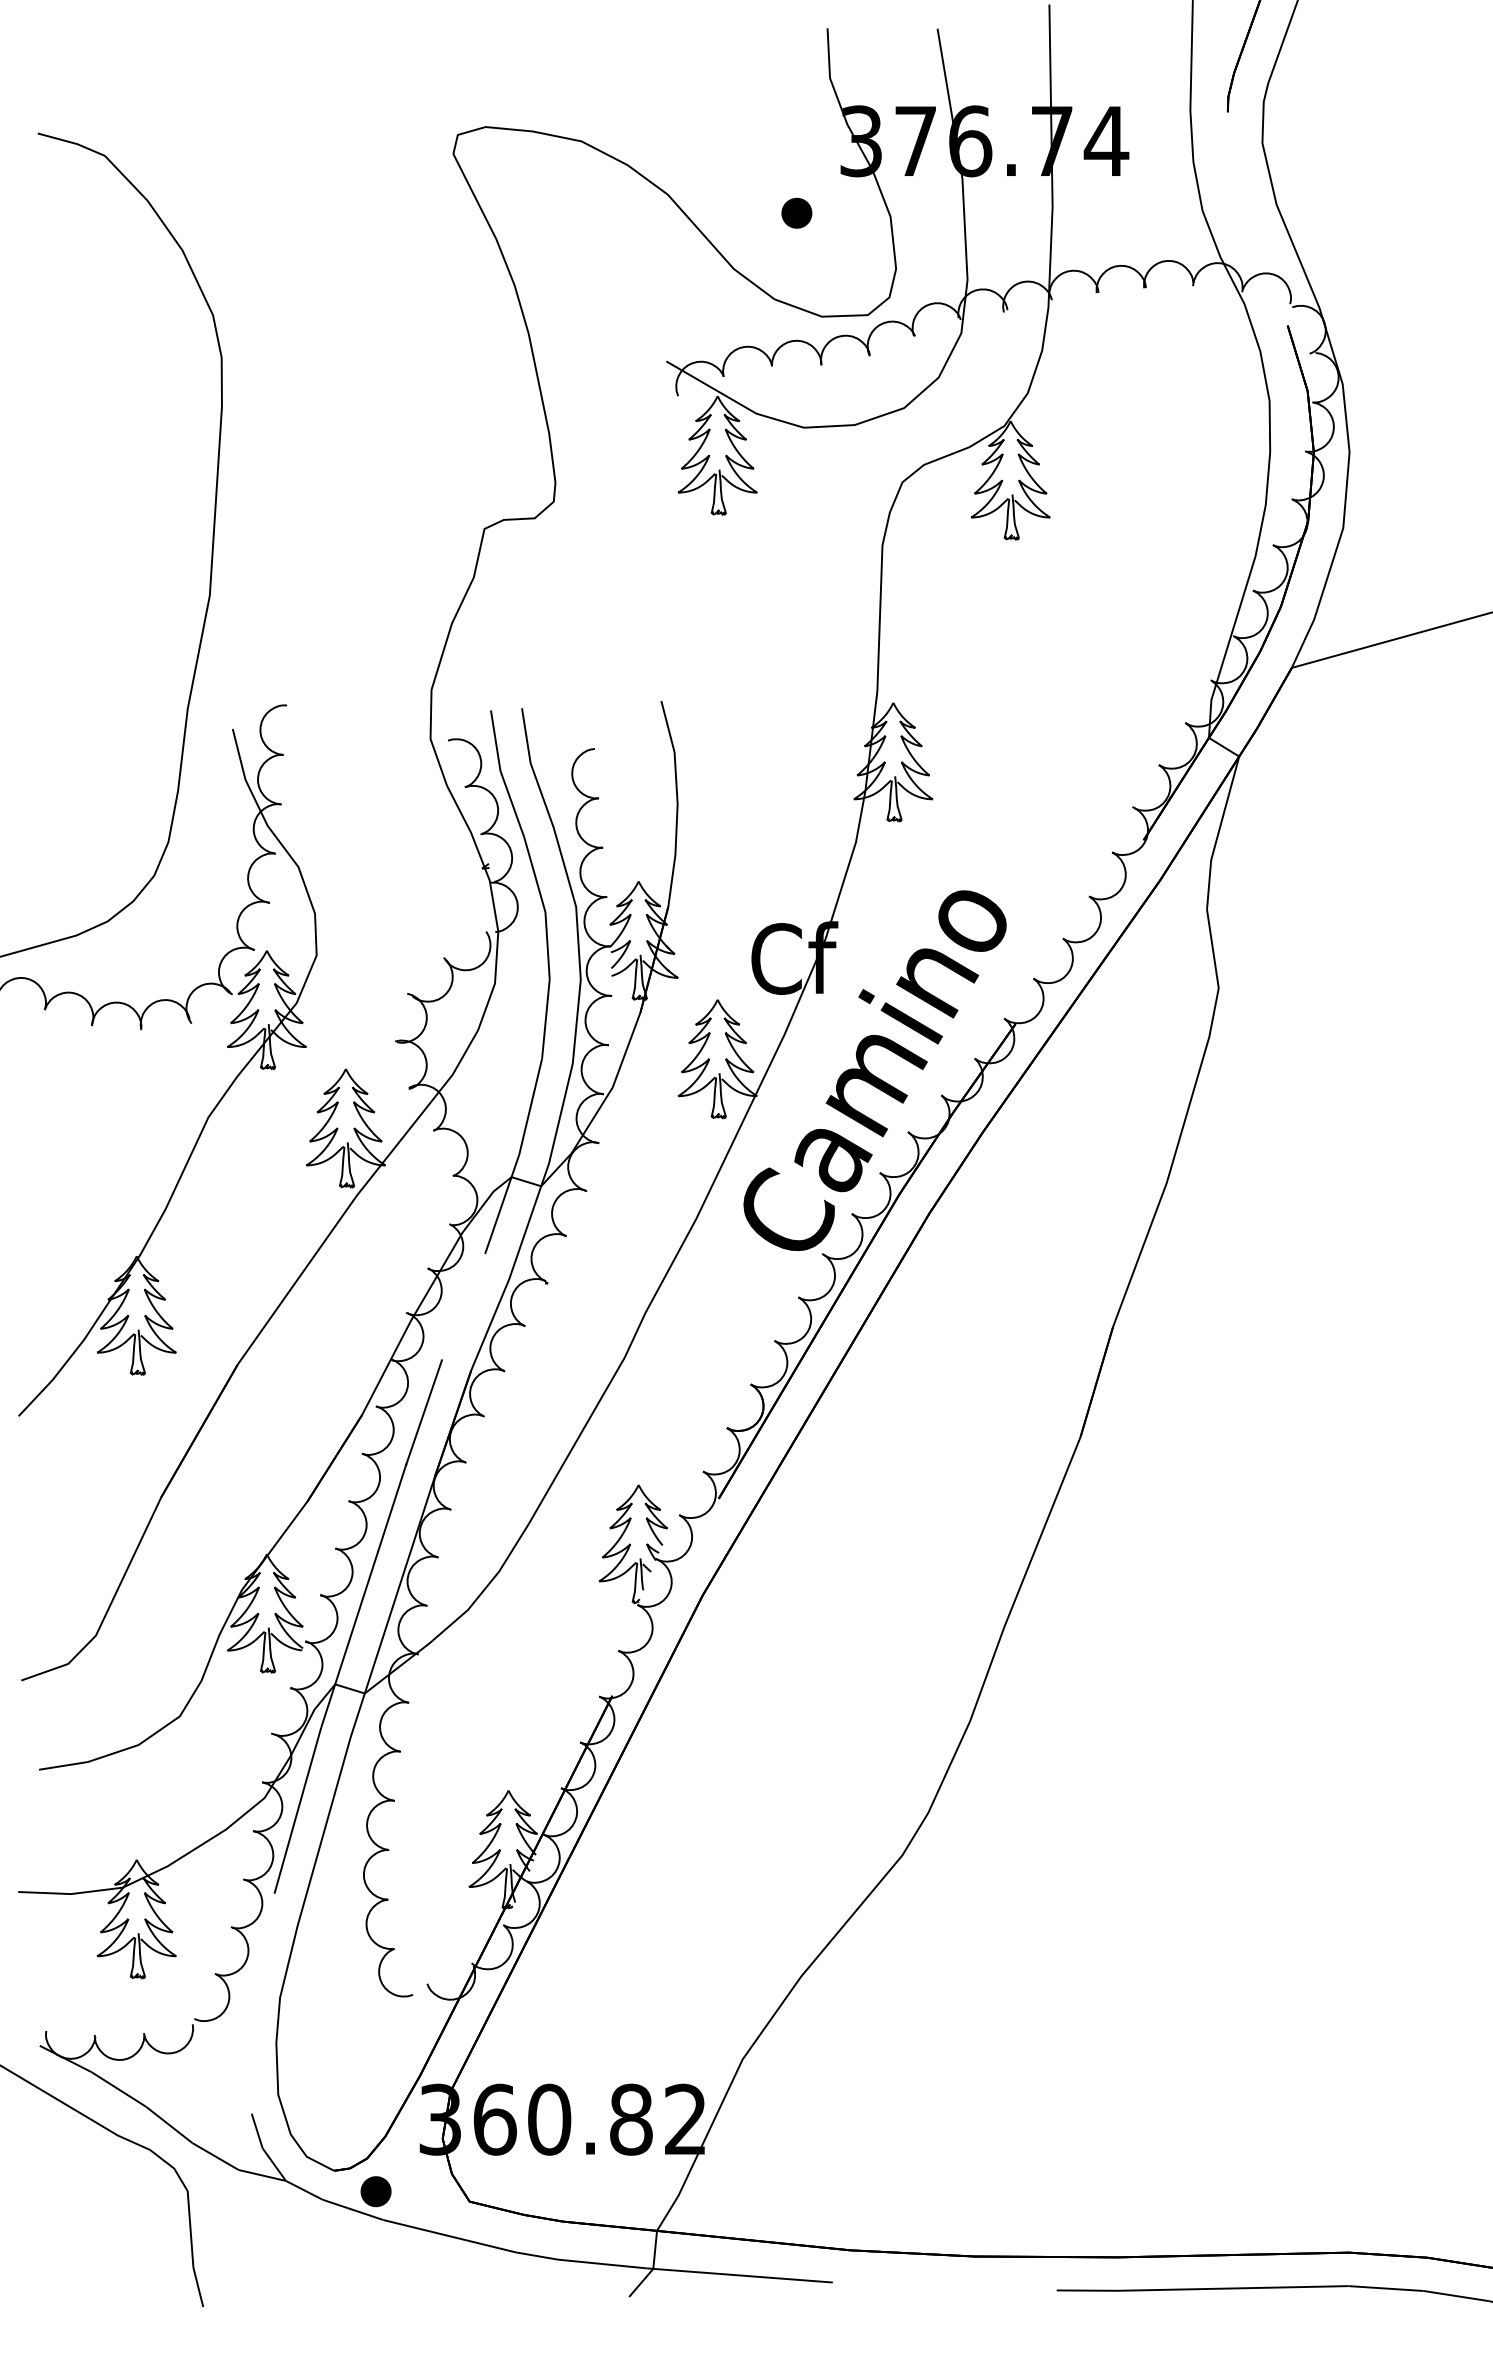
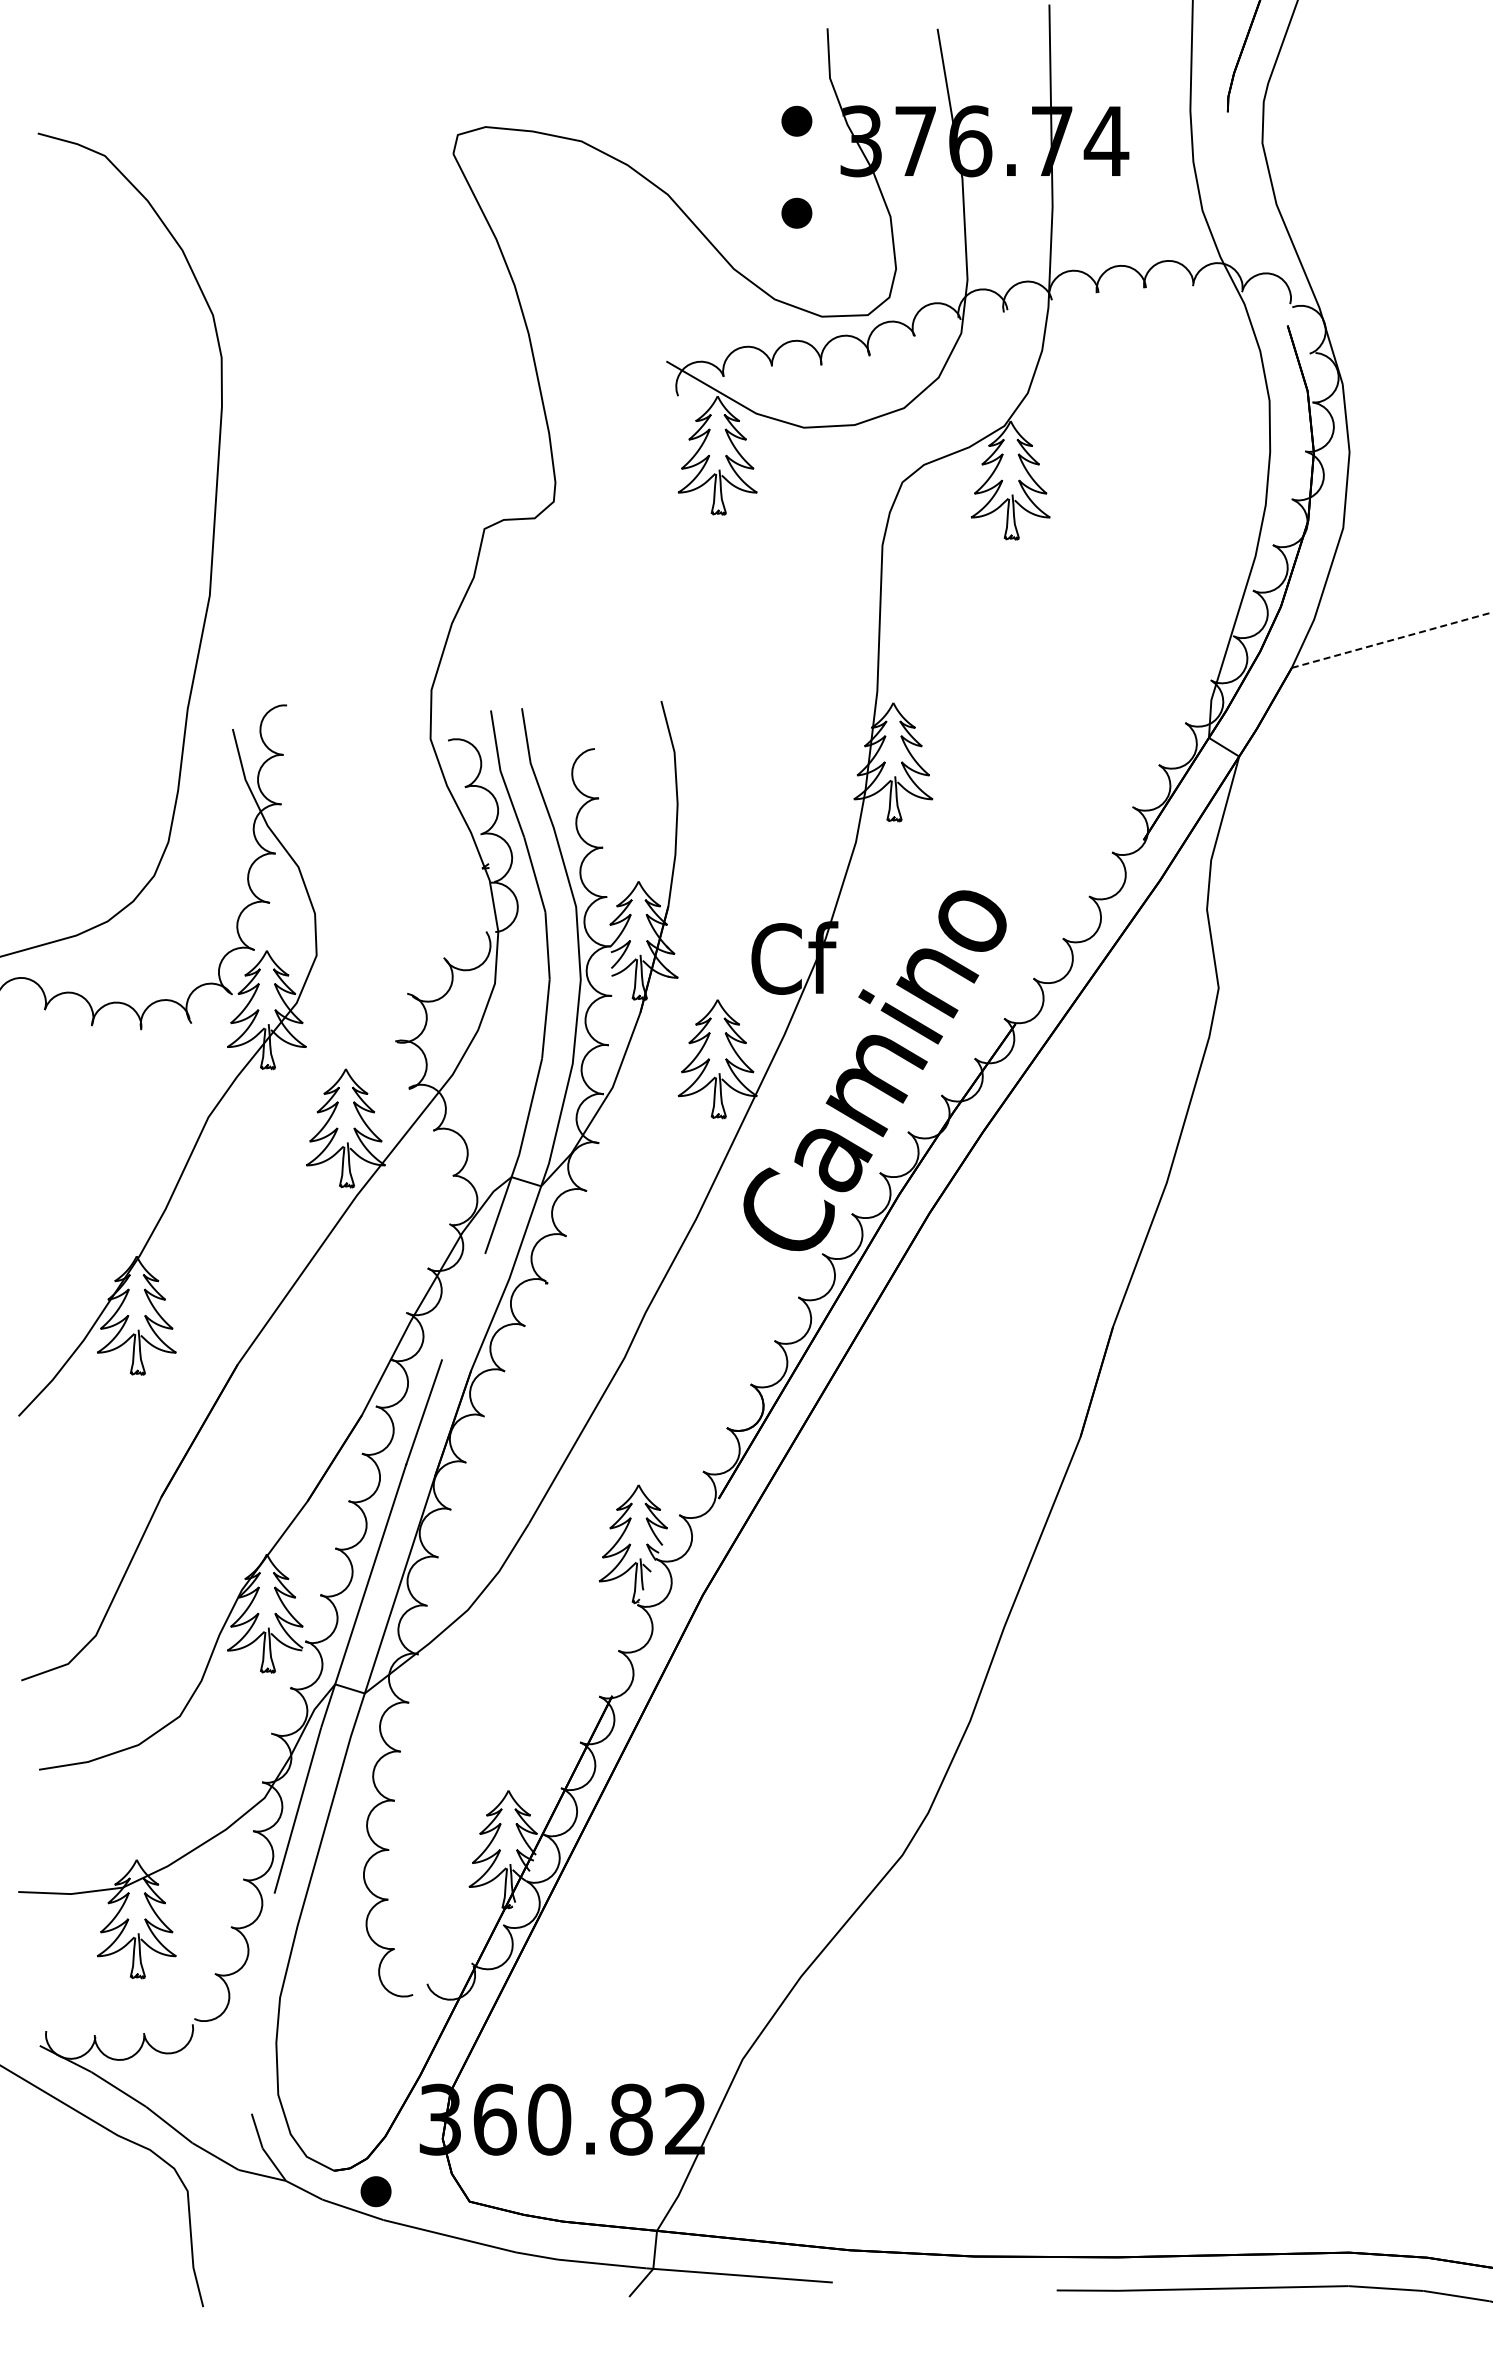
part: none -> present (796, 120)
line: solid -> dashed (1392, 640)
